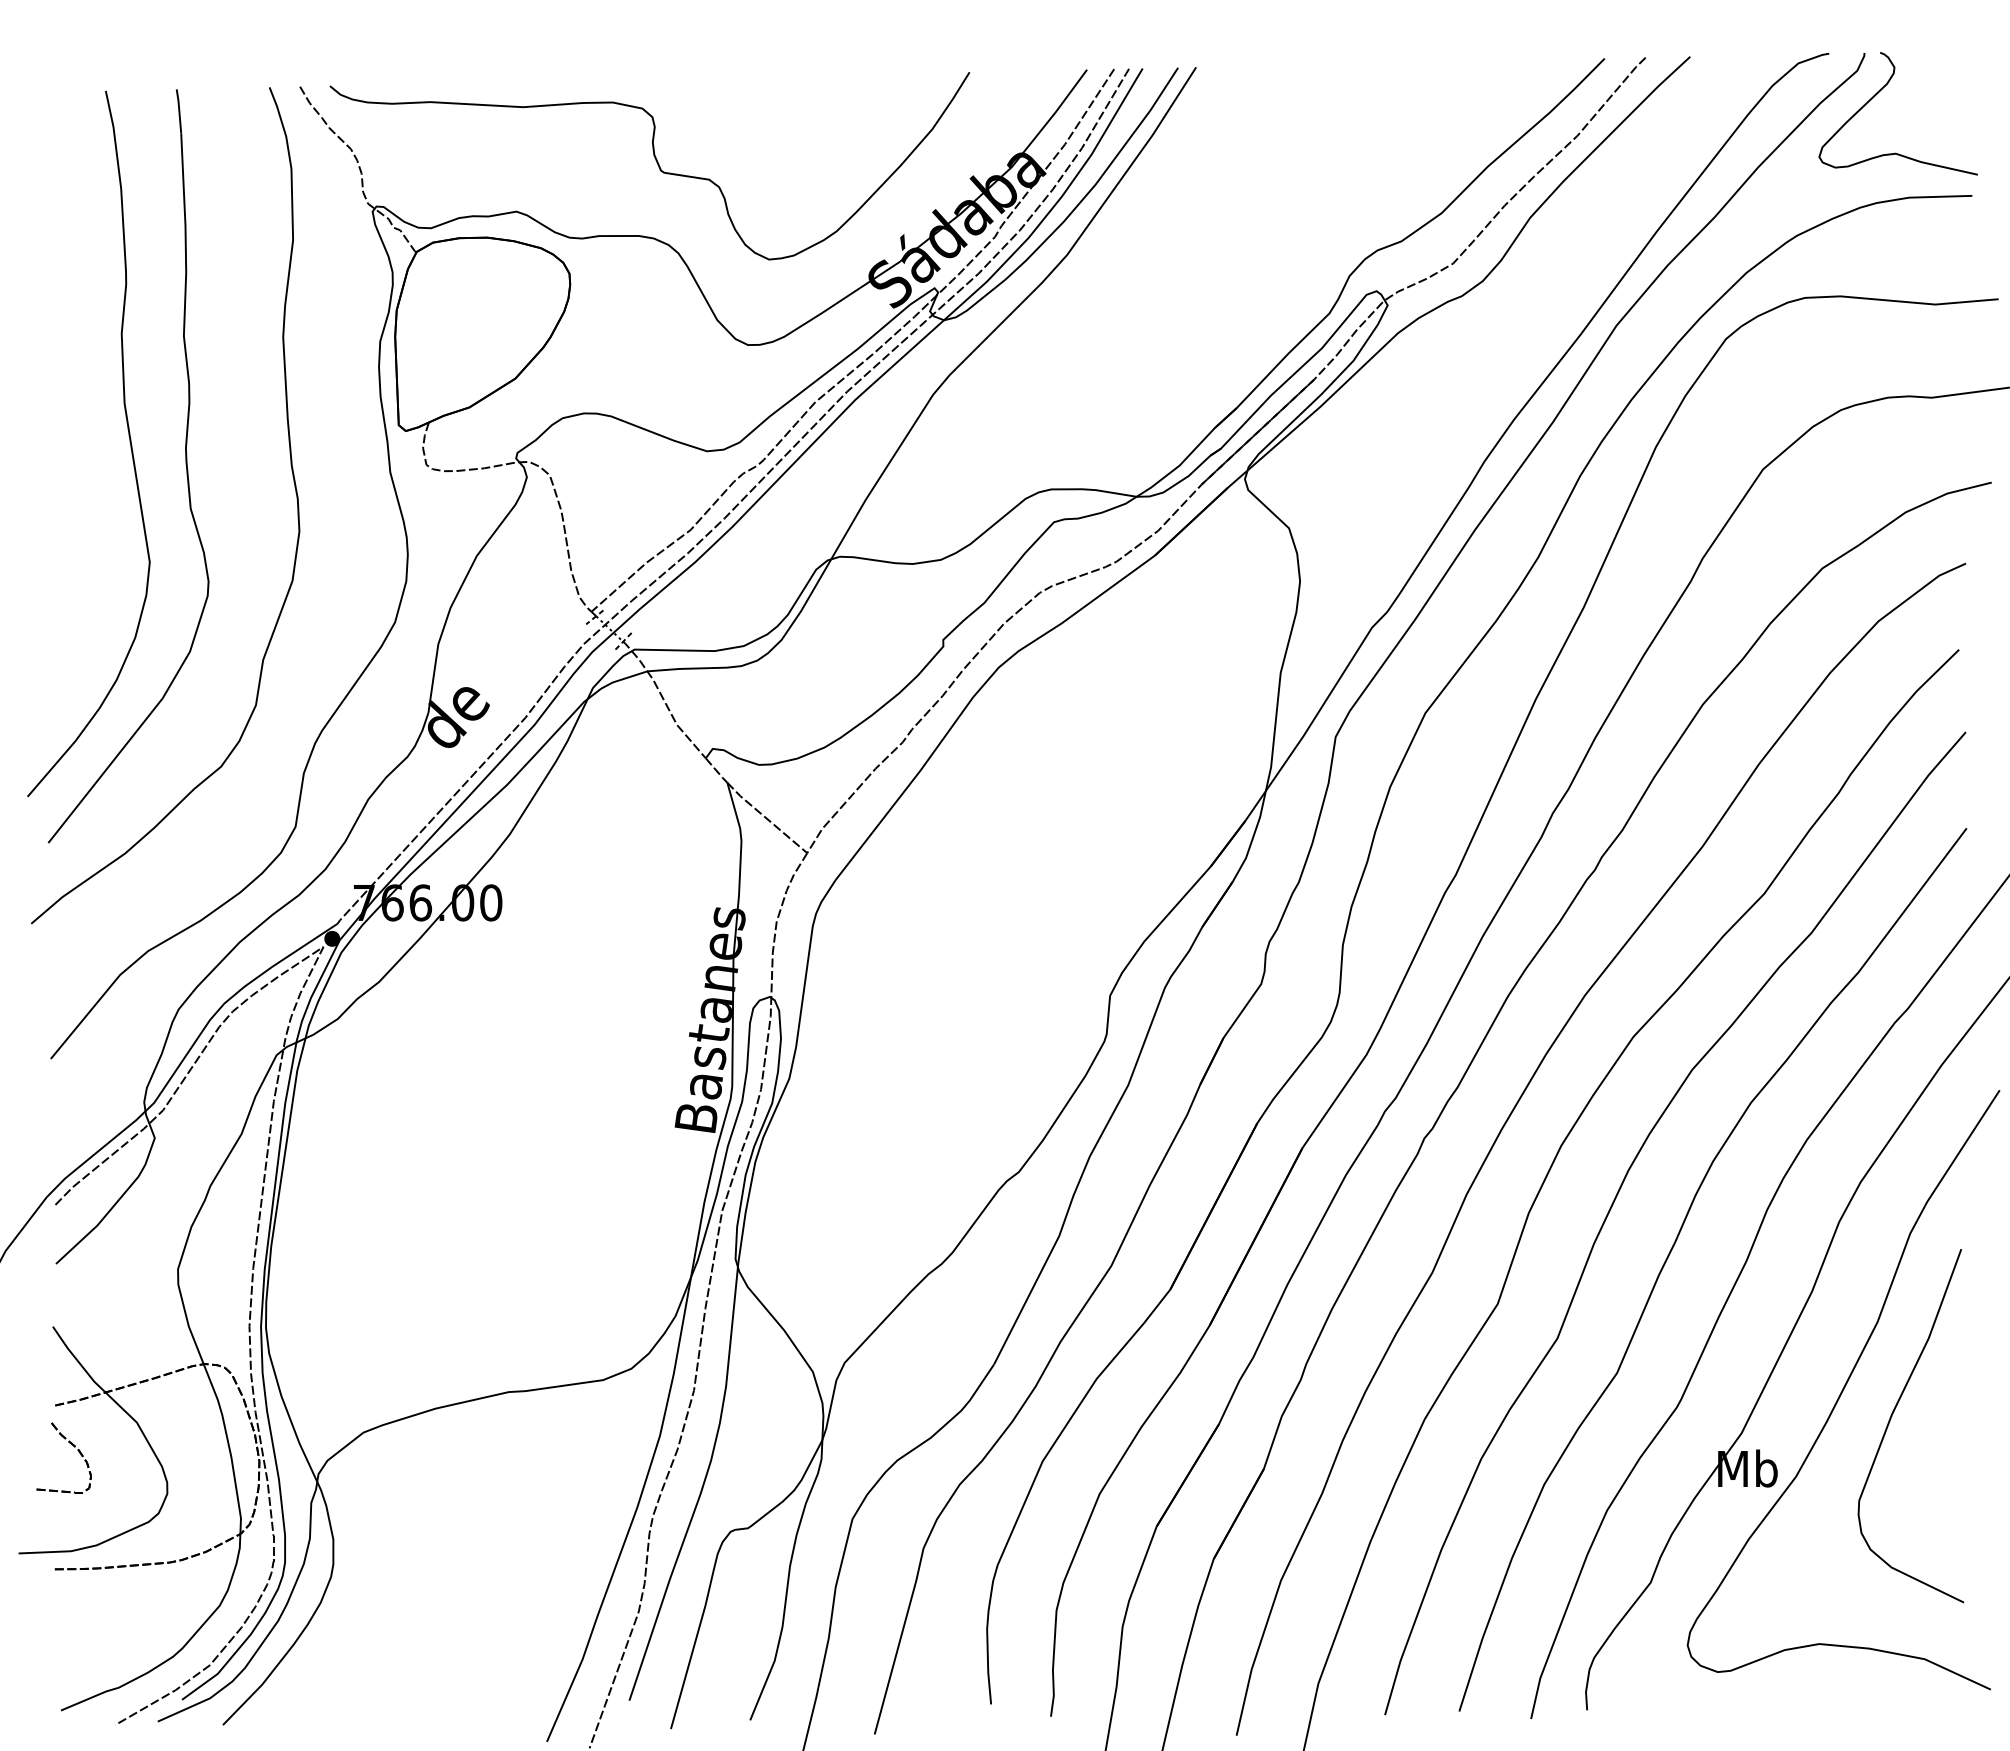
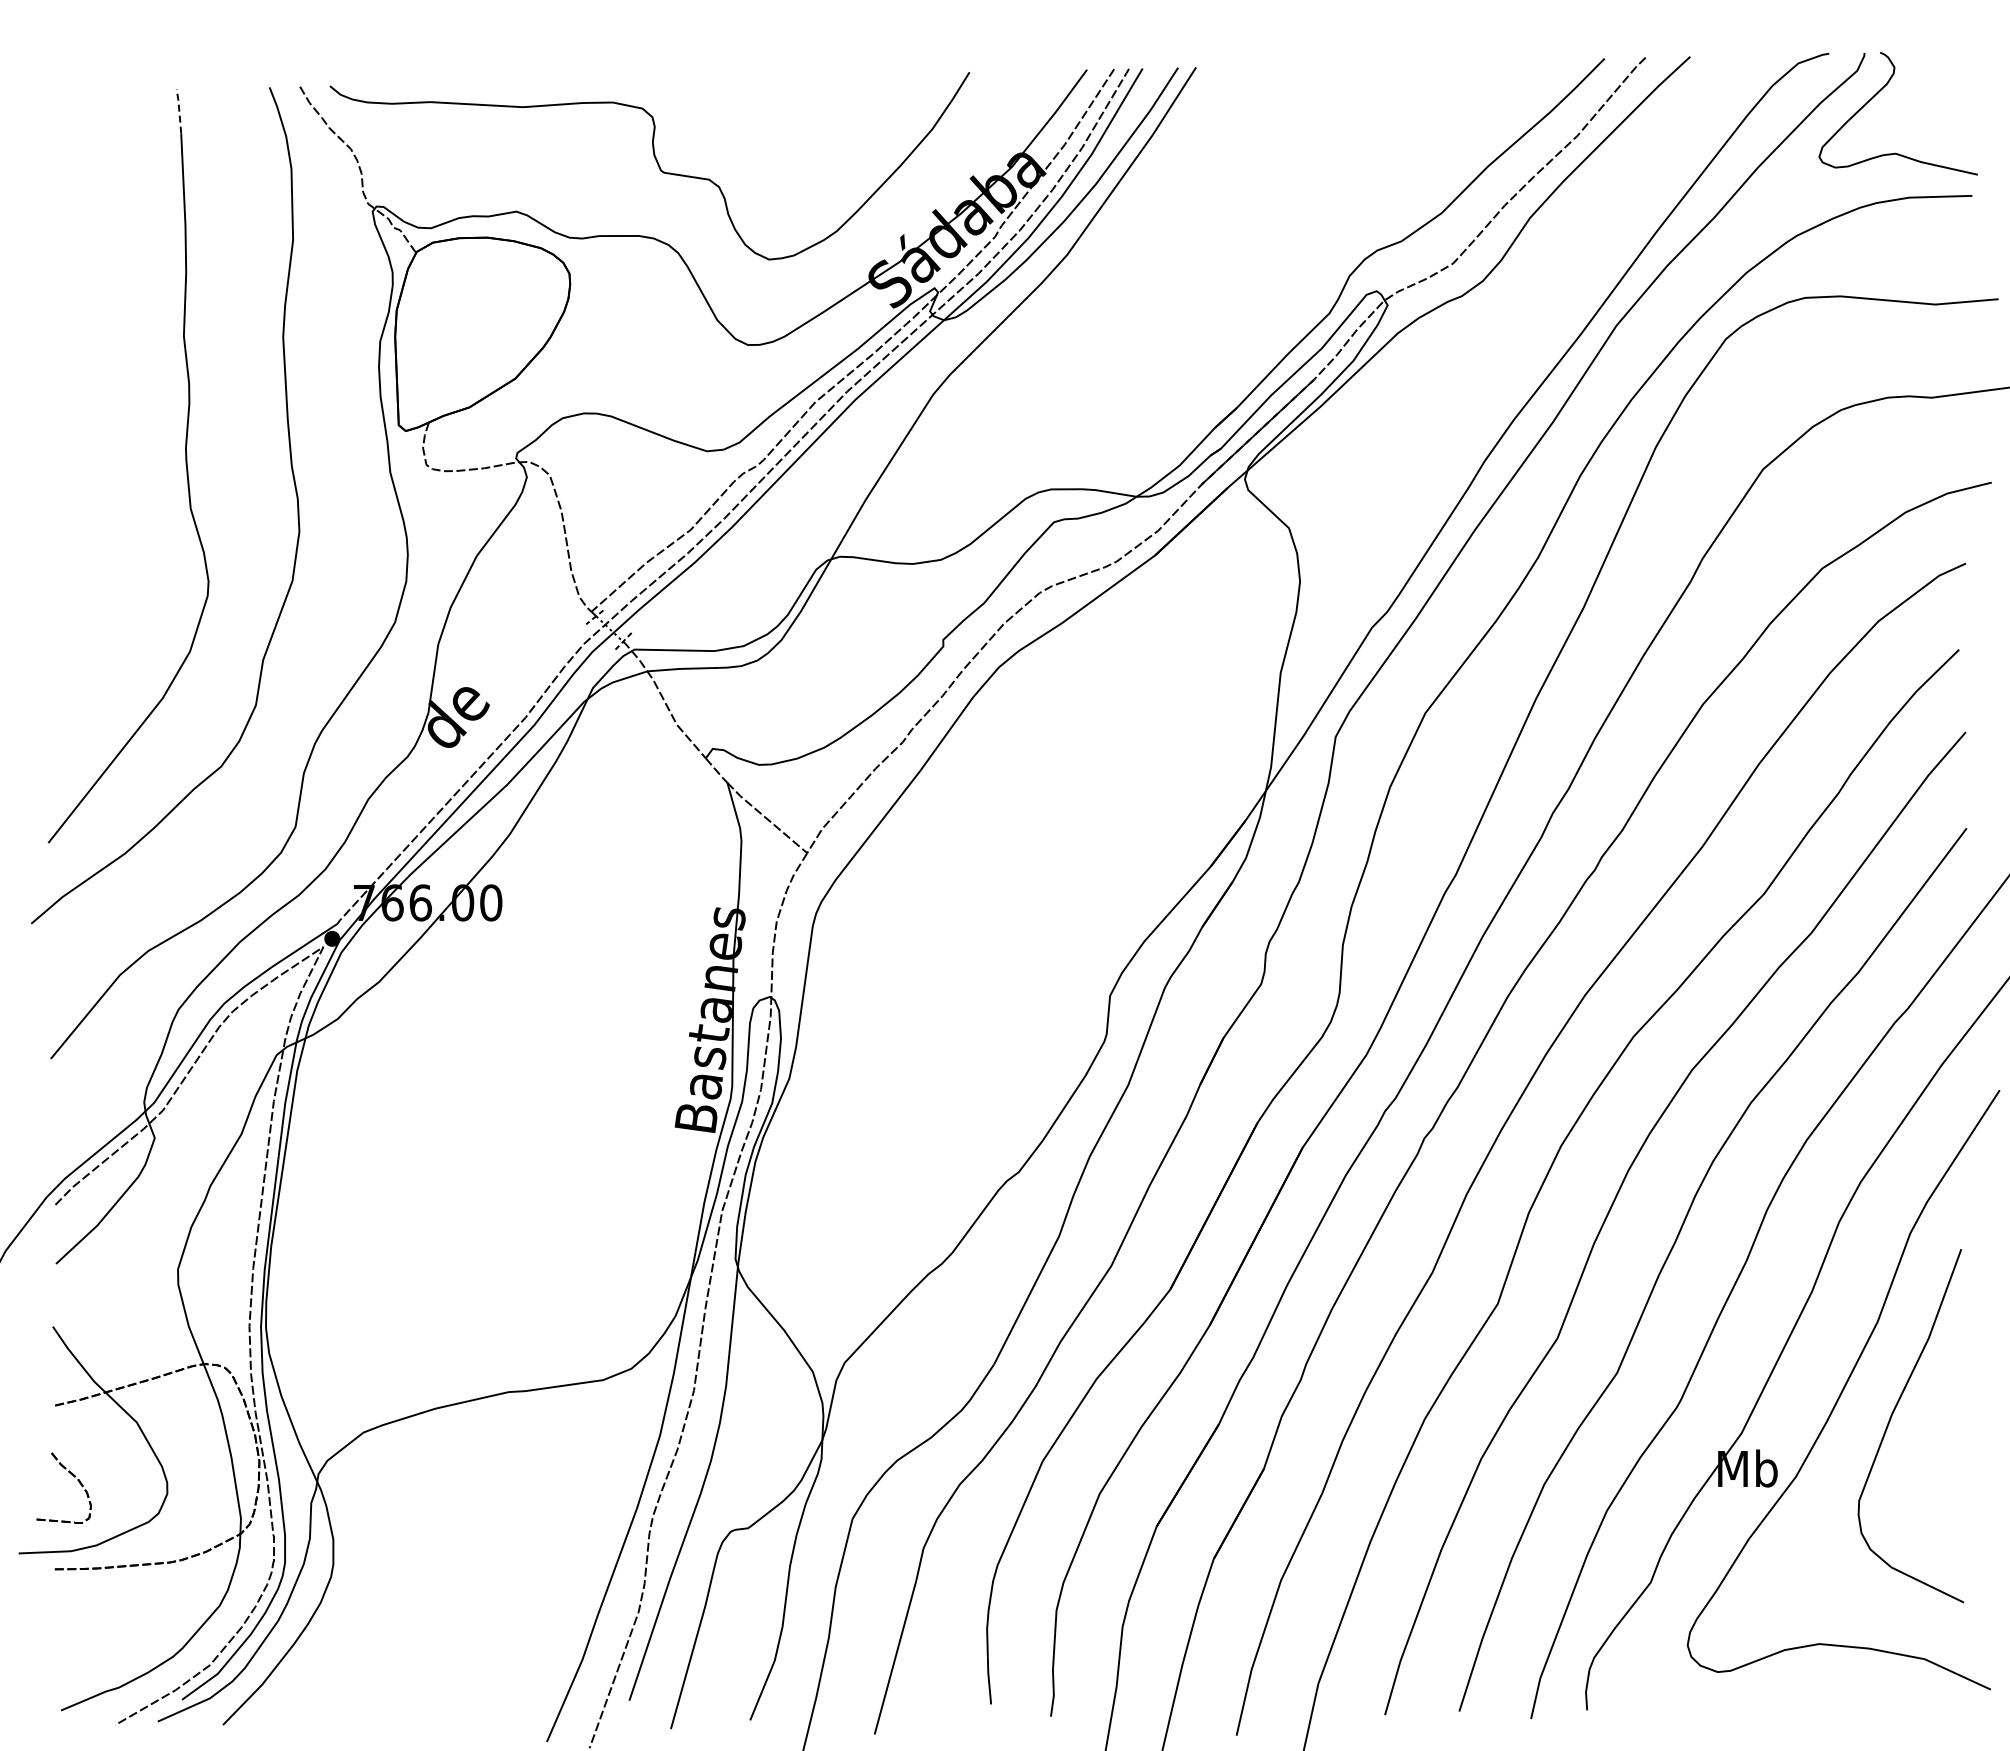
line: solid -> dashed (179, 111)
curve: present -> none (128, 436)
part position: (70, 1444) -> (70, 1474) (70, 1474)
